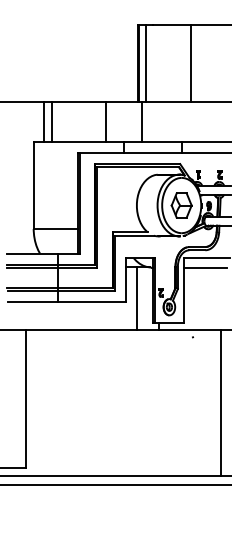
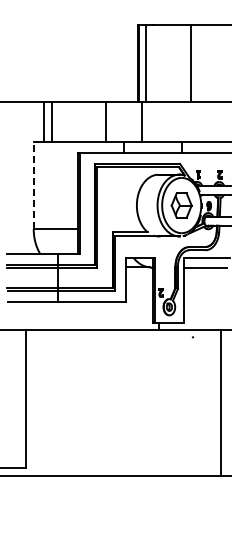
line: solid -> dashed (33, 185)
line: present -> none (137, 298)
line: present -> none (115, 484)
